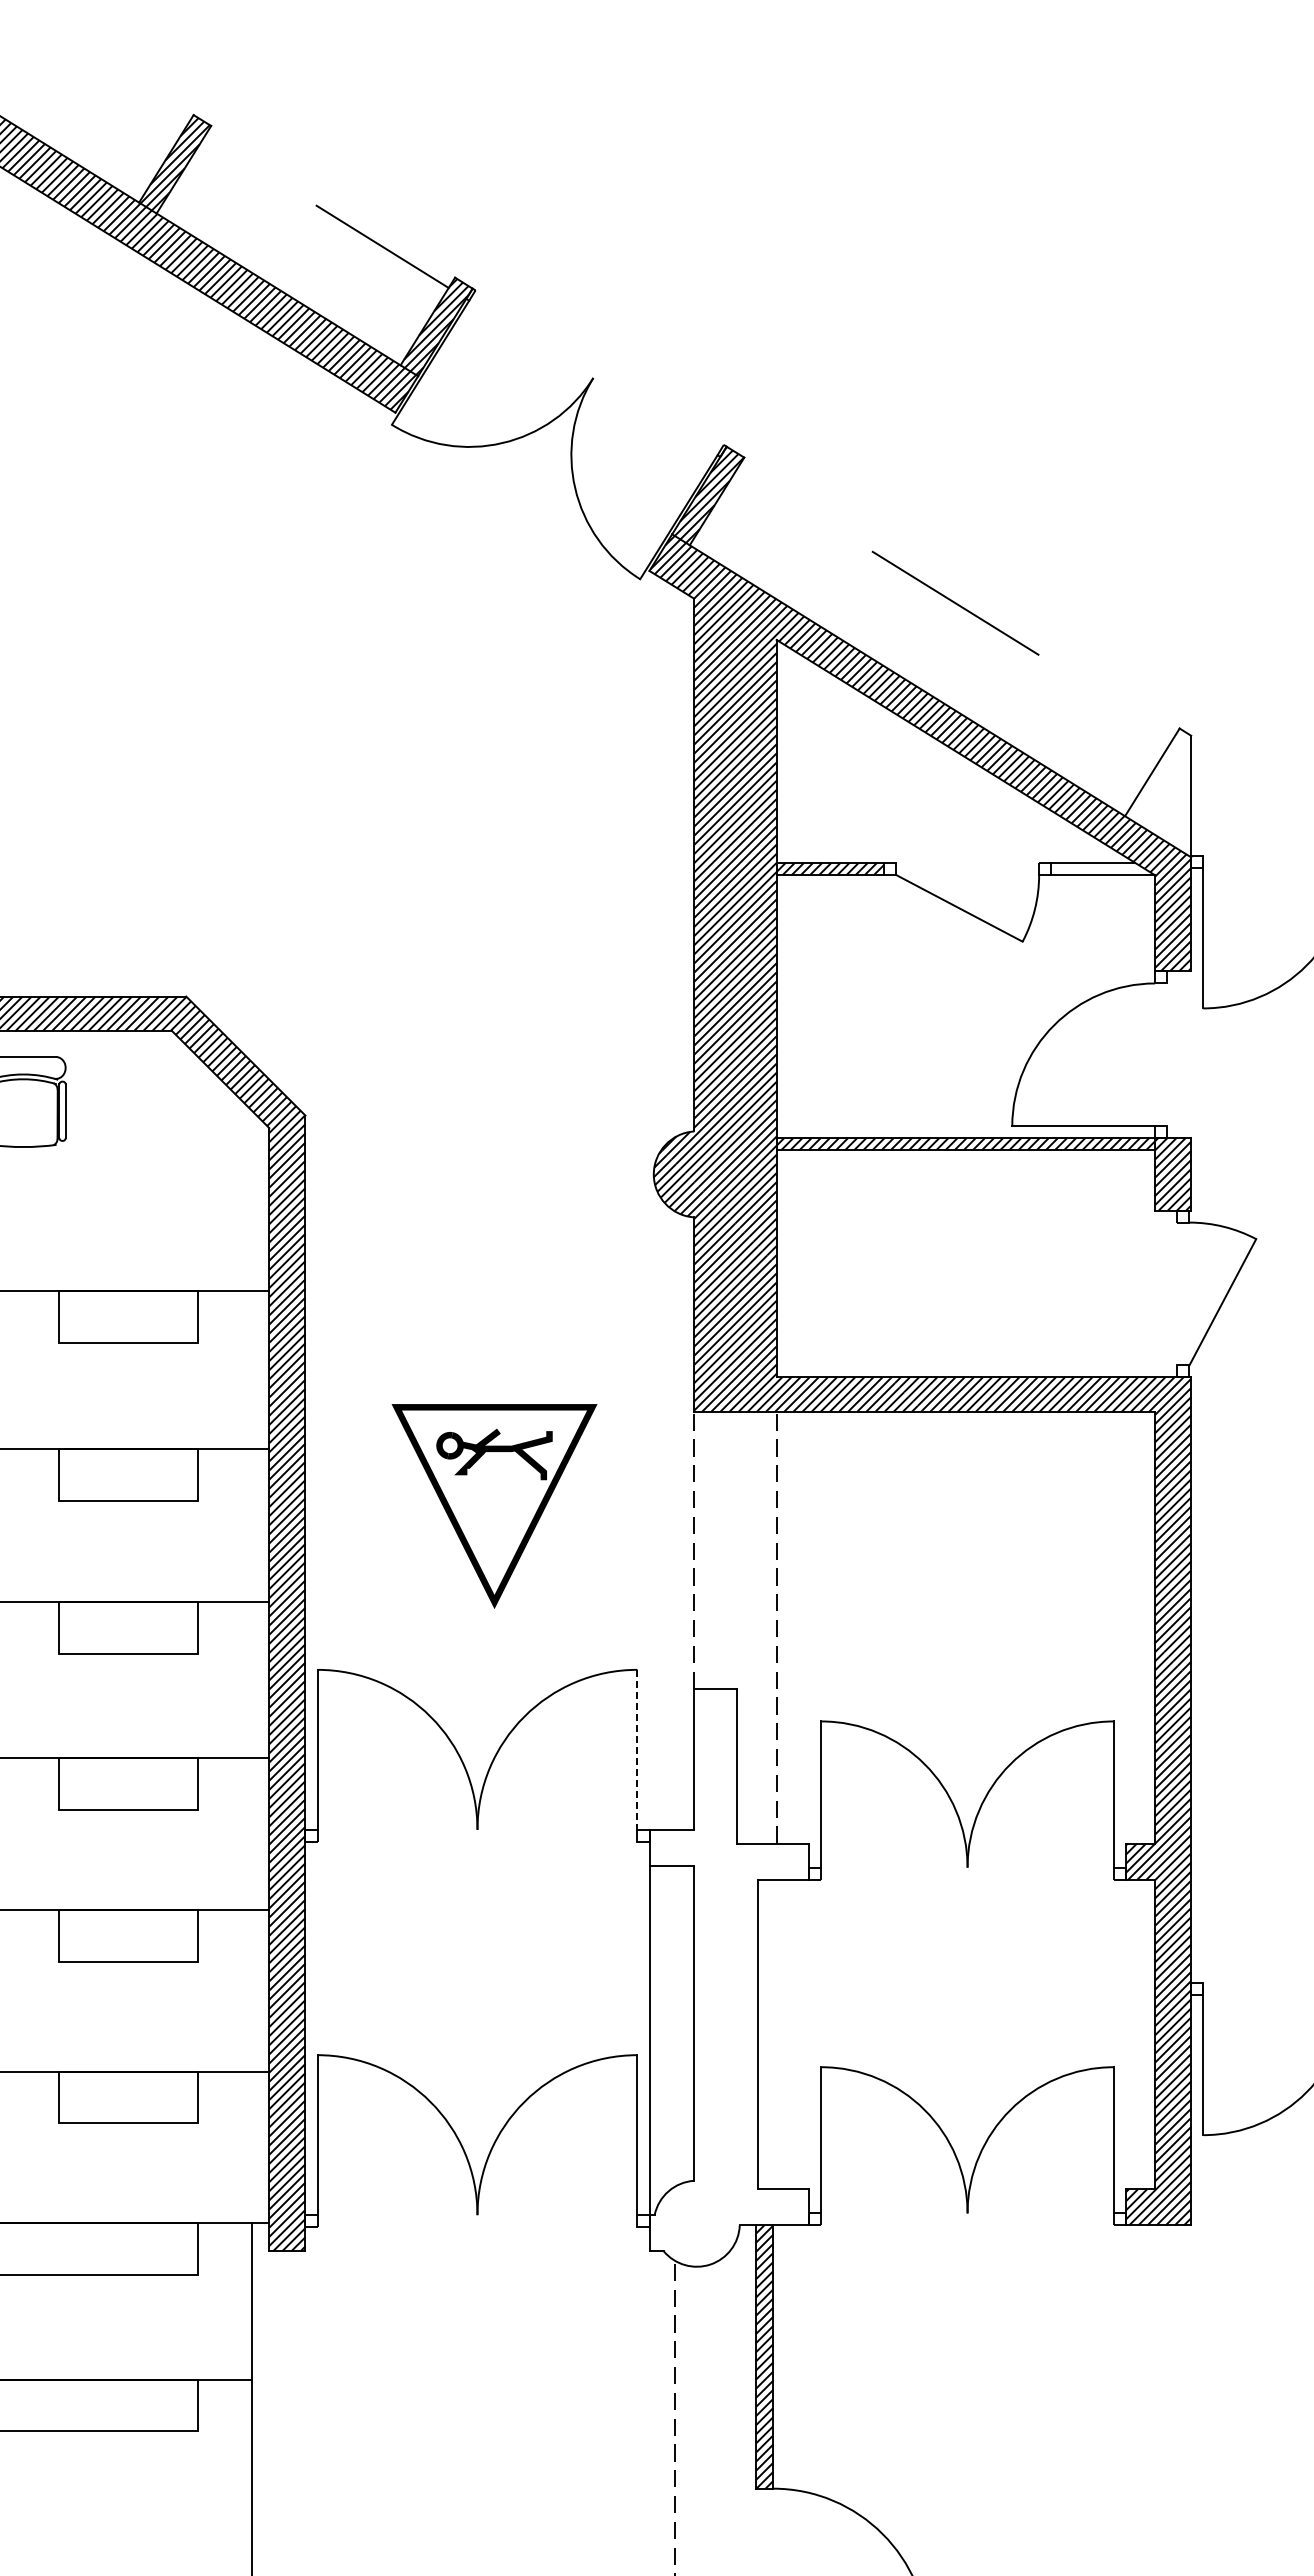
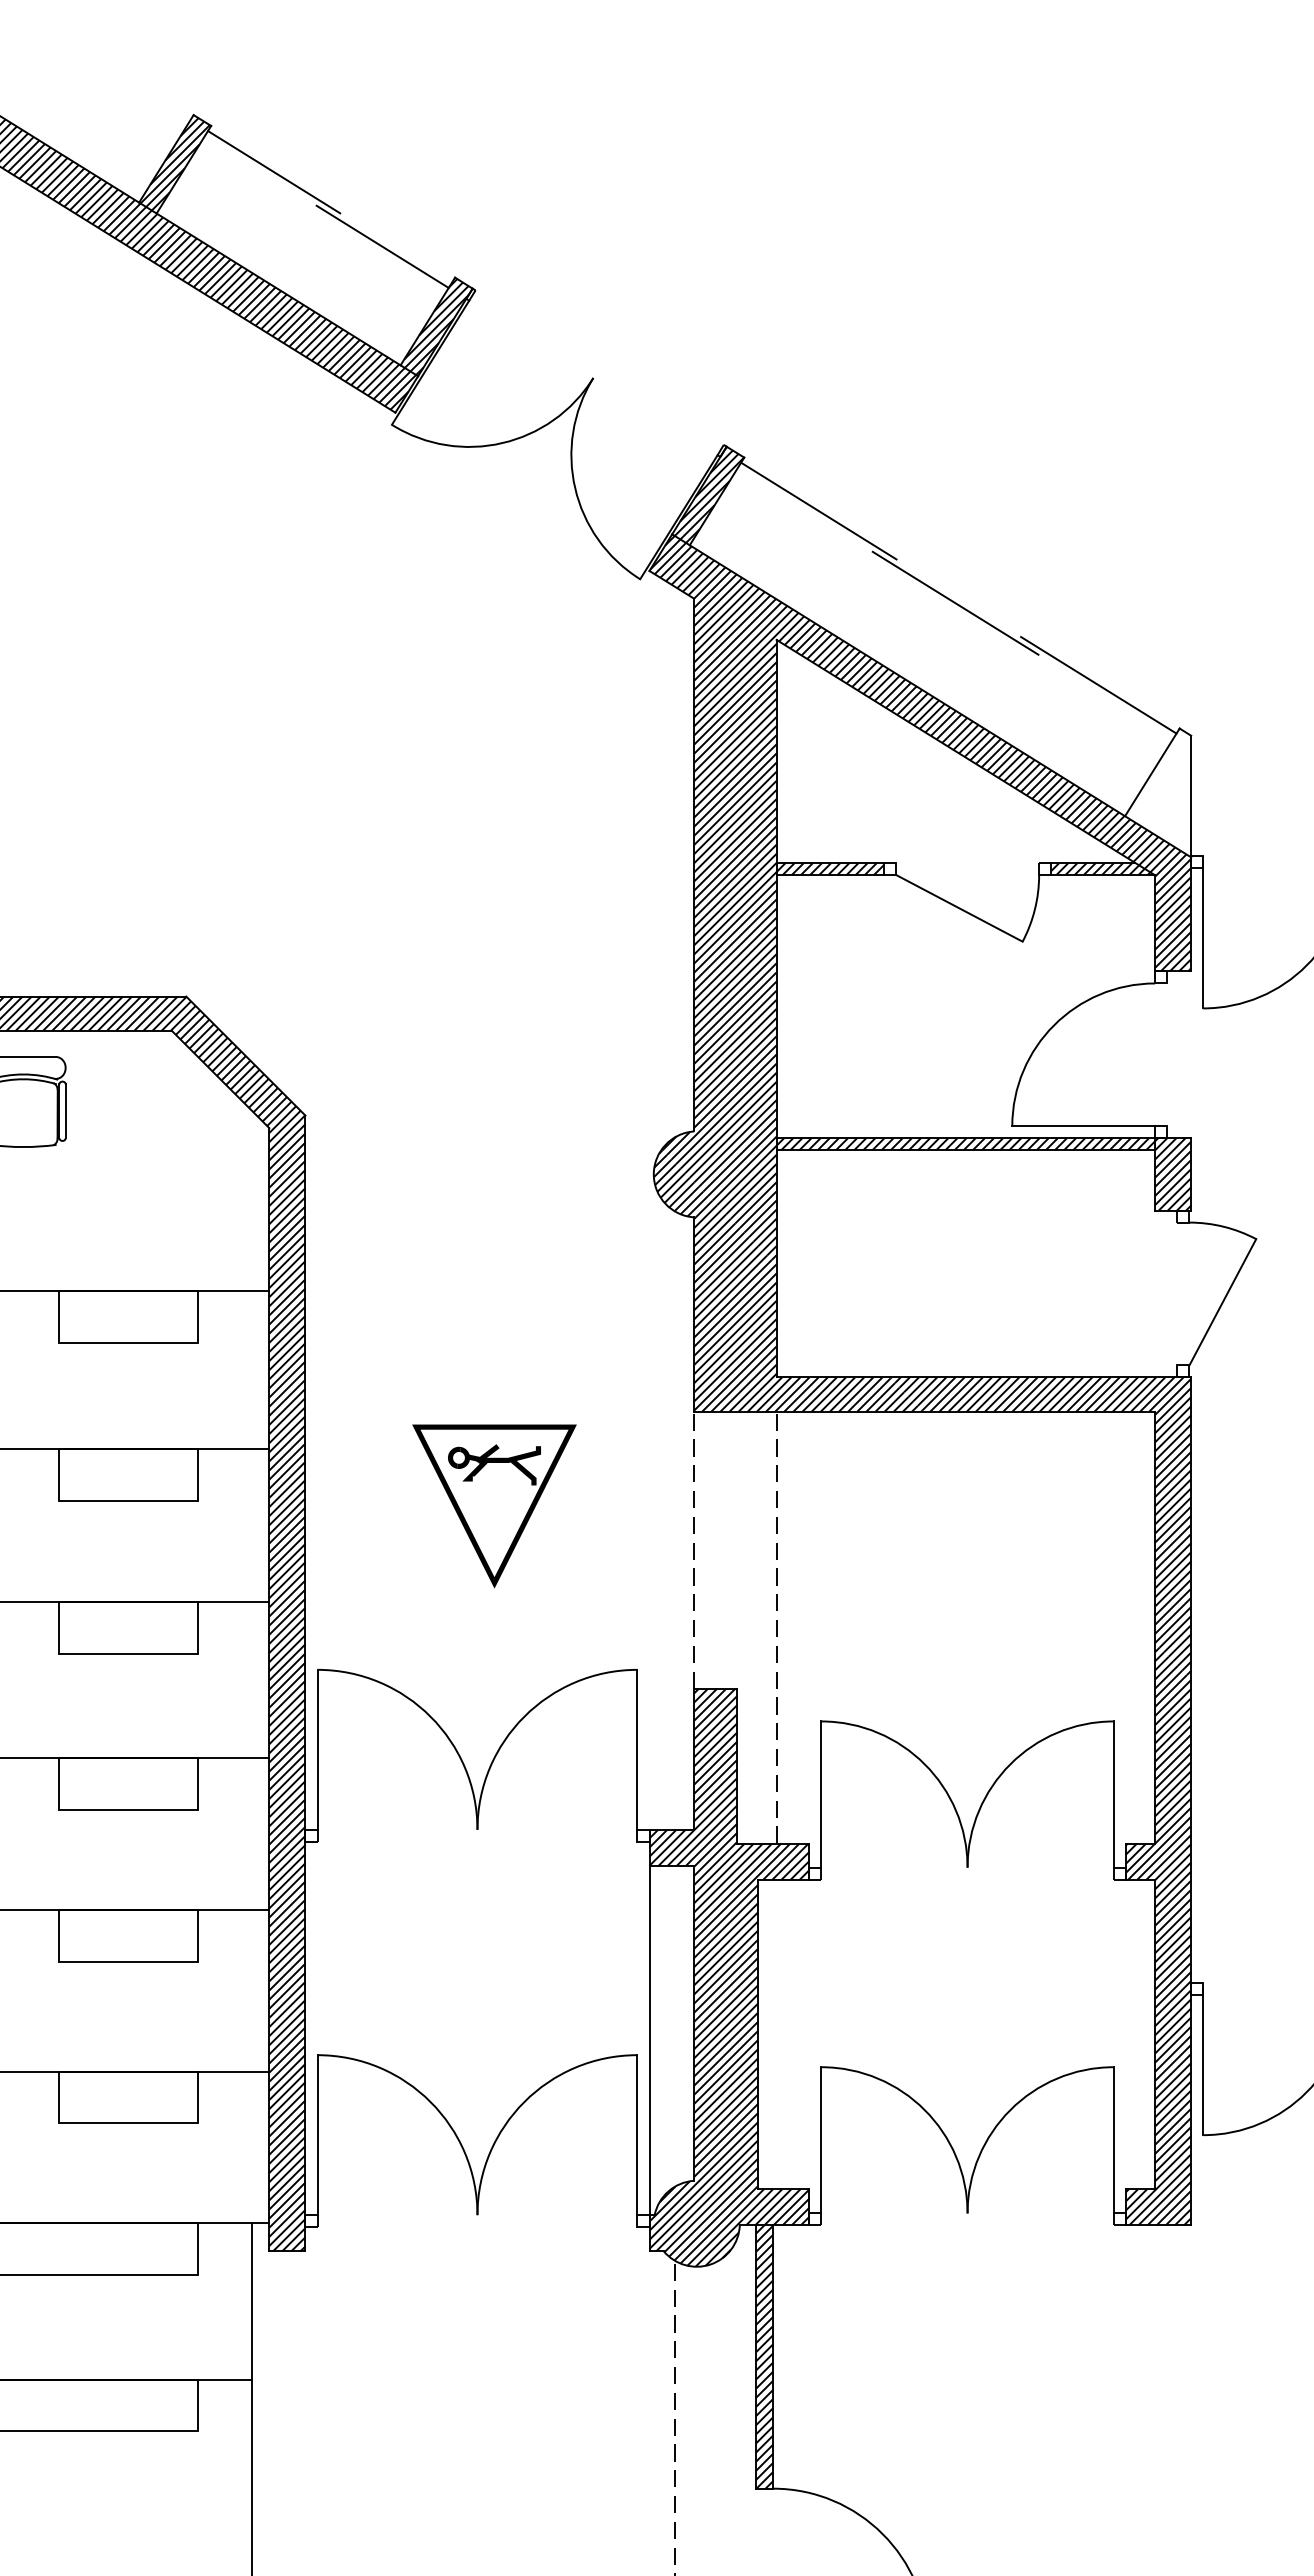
line: none -> present (274, 172)
line: none -> present (818, 510)
line: none -> present (1098, 685)
hatch: none -> present (1100, 869)
part size: 207x205 px -> 165x165 px (494, 1506)
line: dashed -> solid (637, 1749)
hatch: none -> present (729, 1977)
